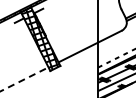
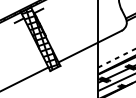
line: dashed -> solid (24, 79)
